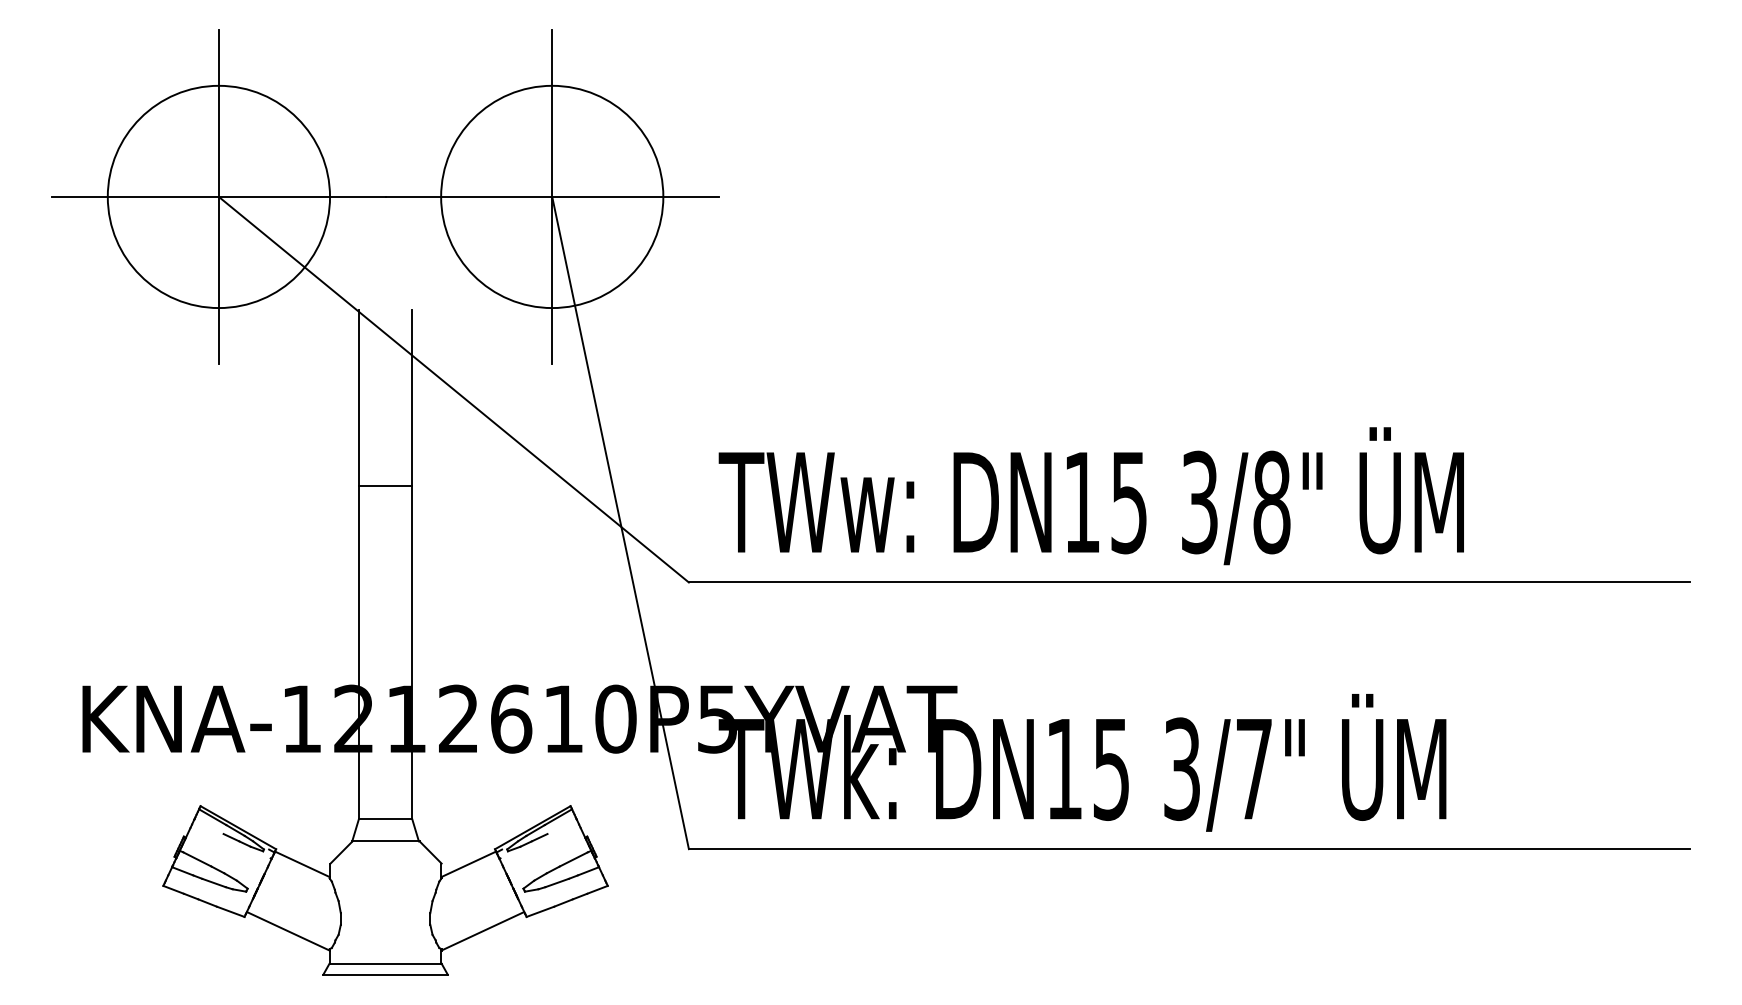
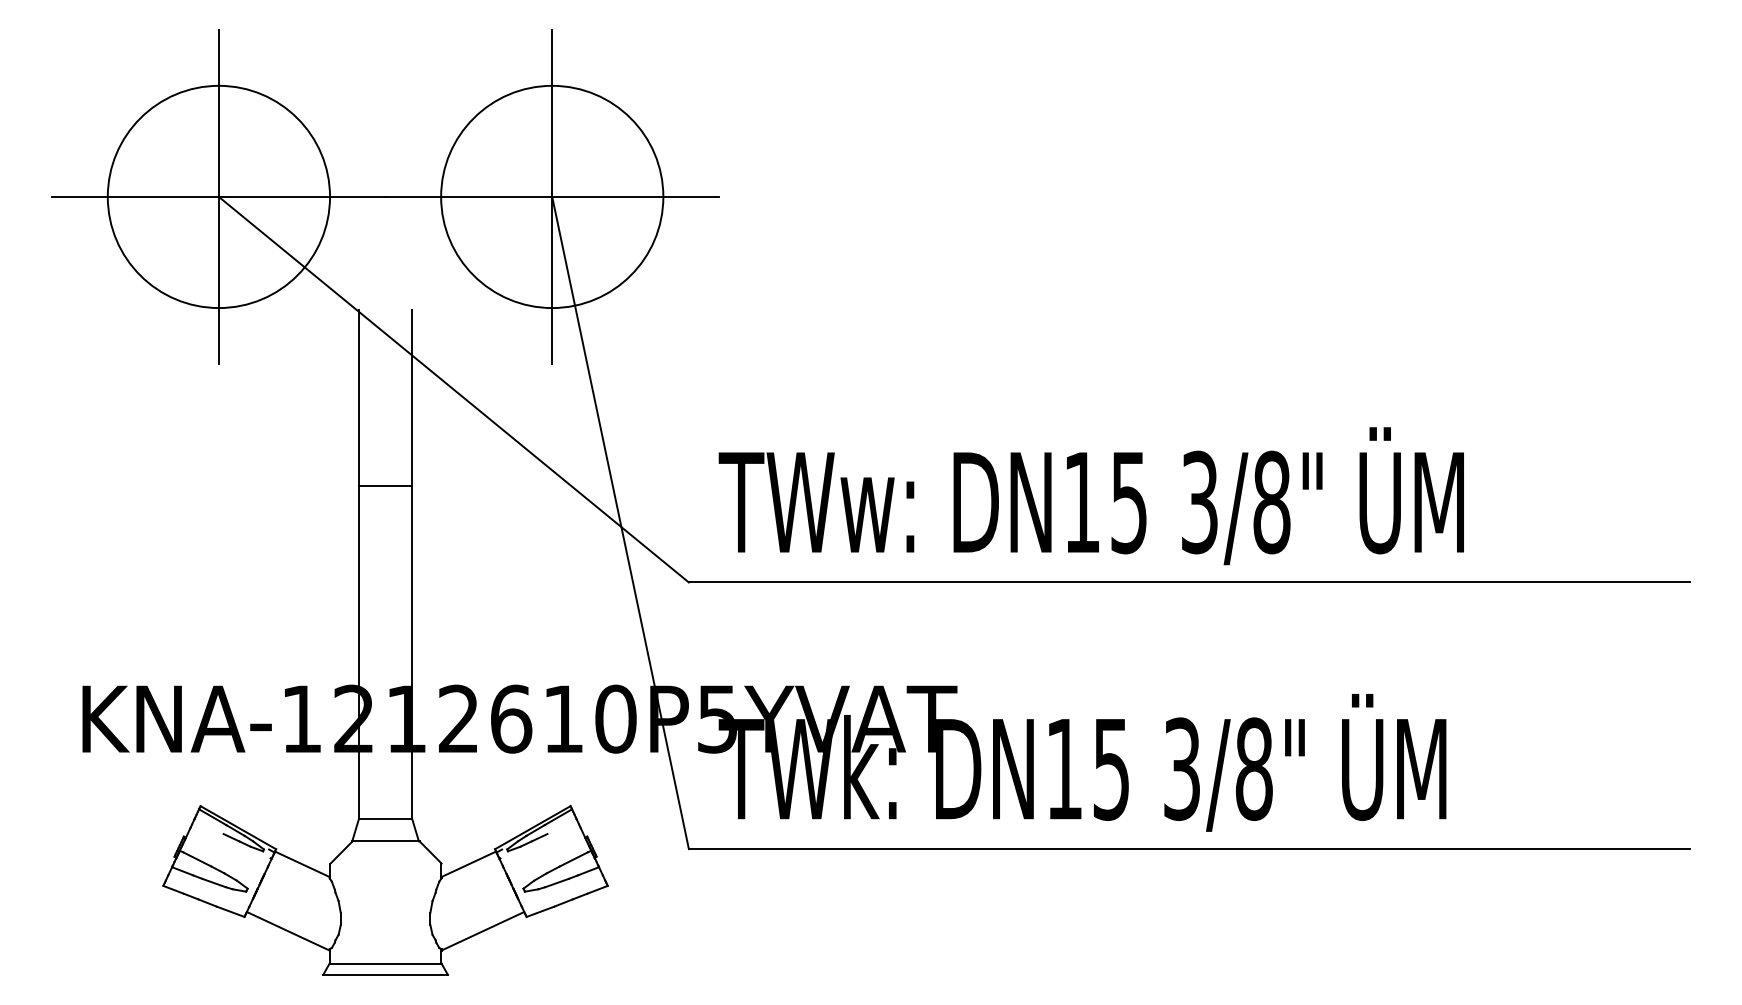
text: 3/7" -> 3/8" (1253, 768)
